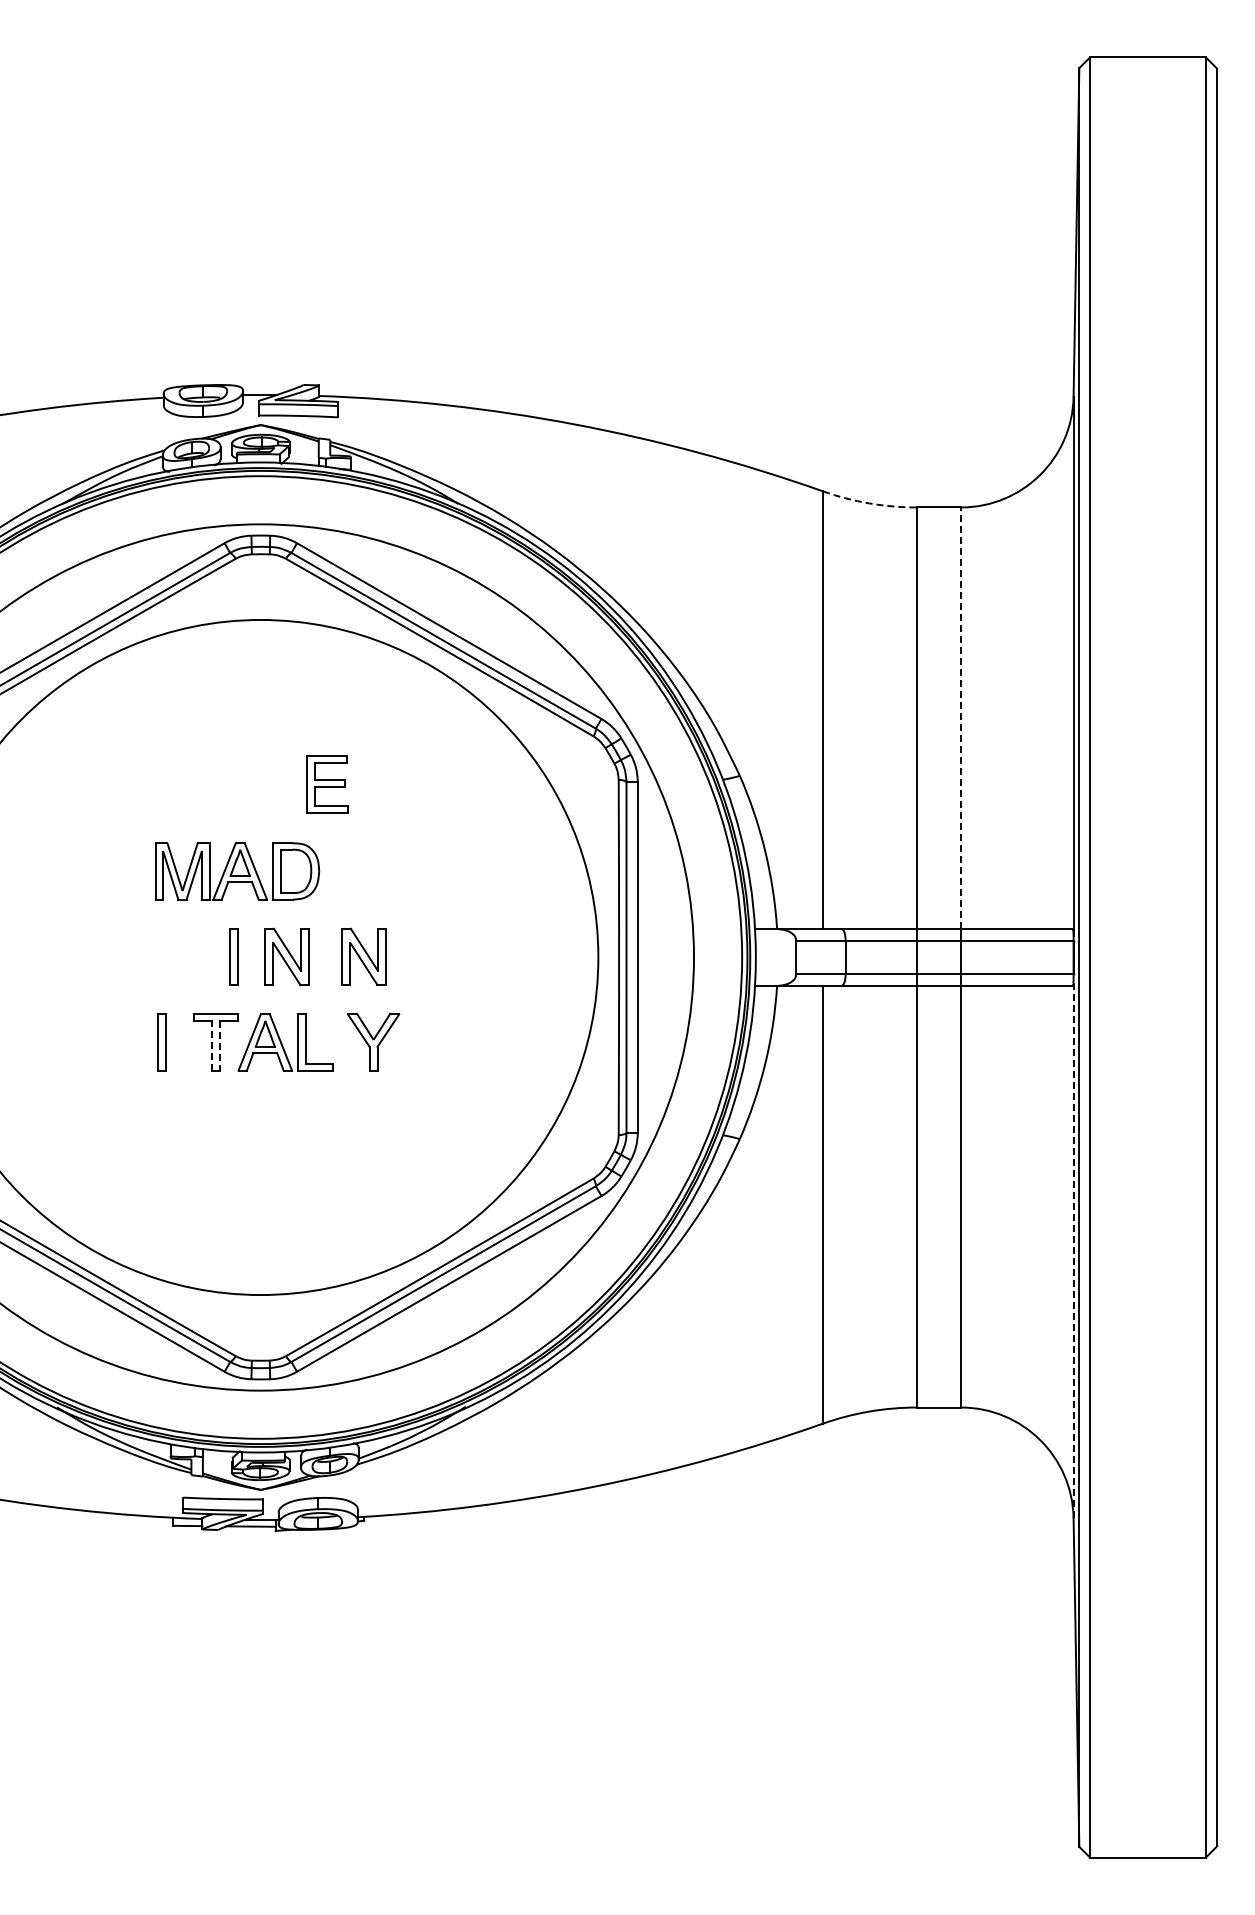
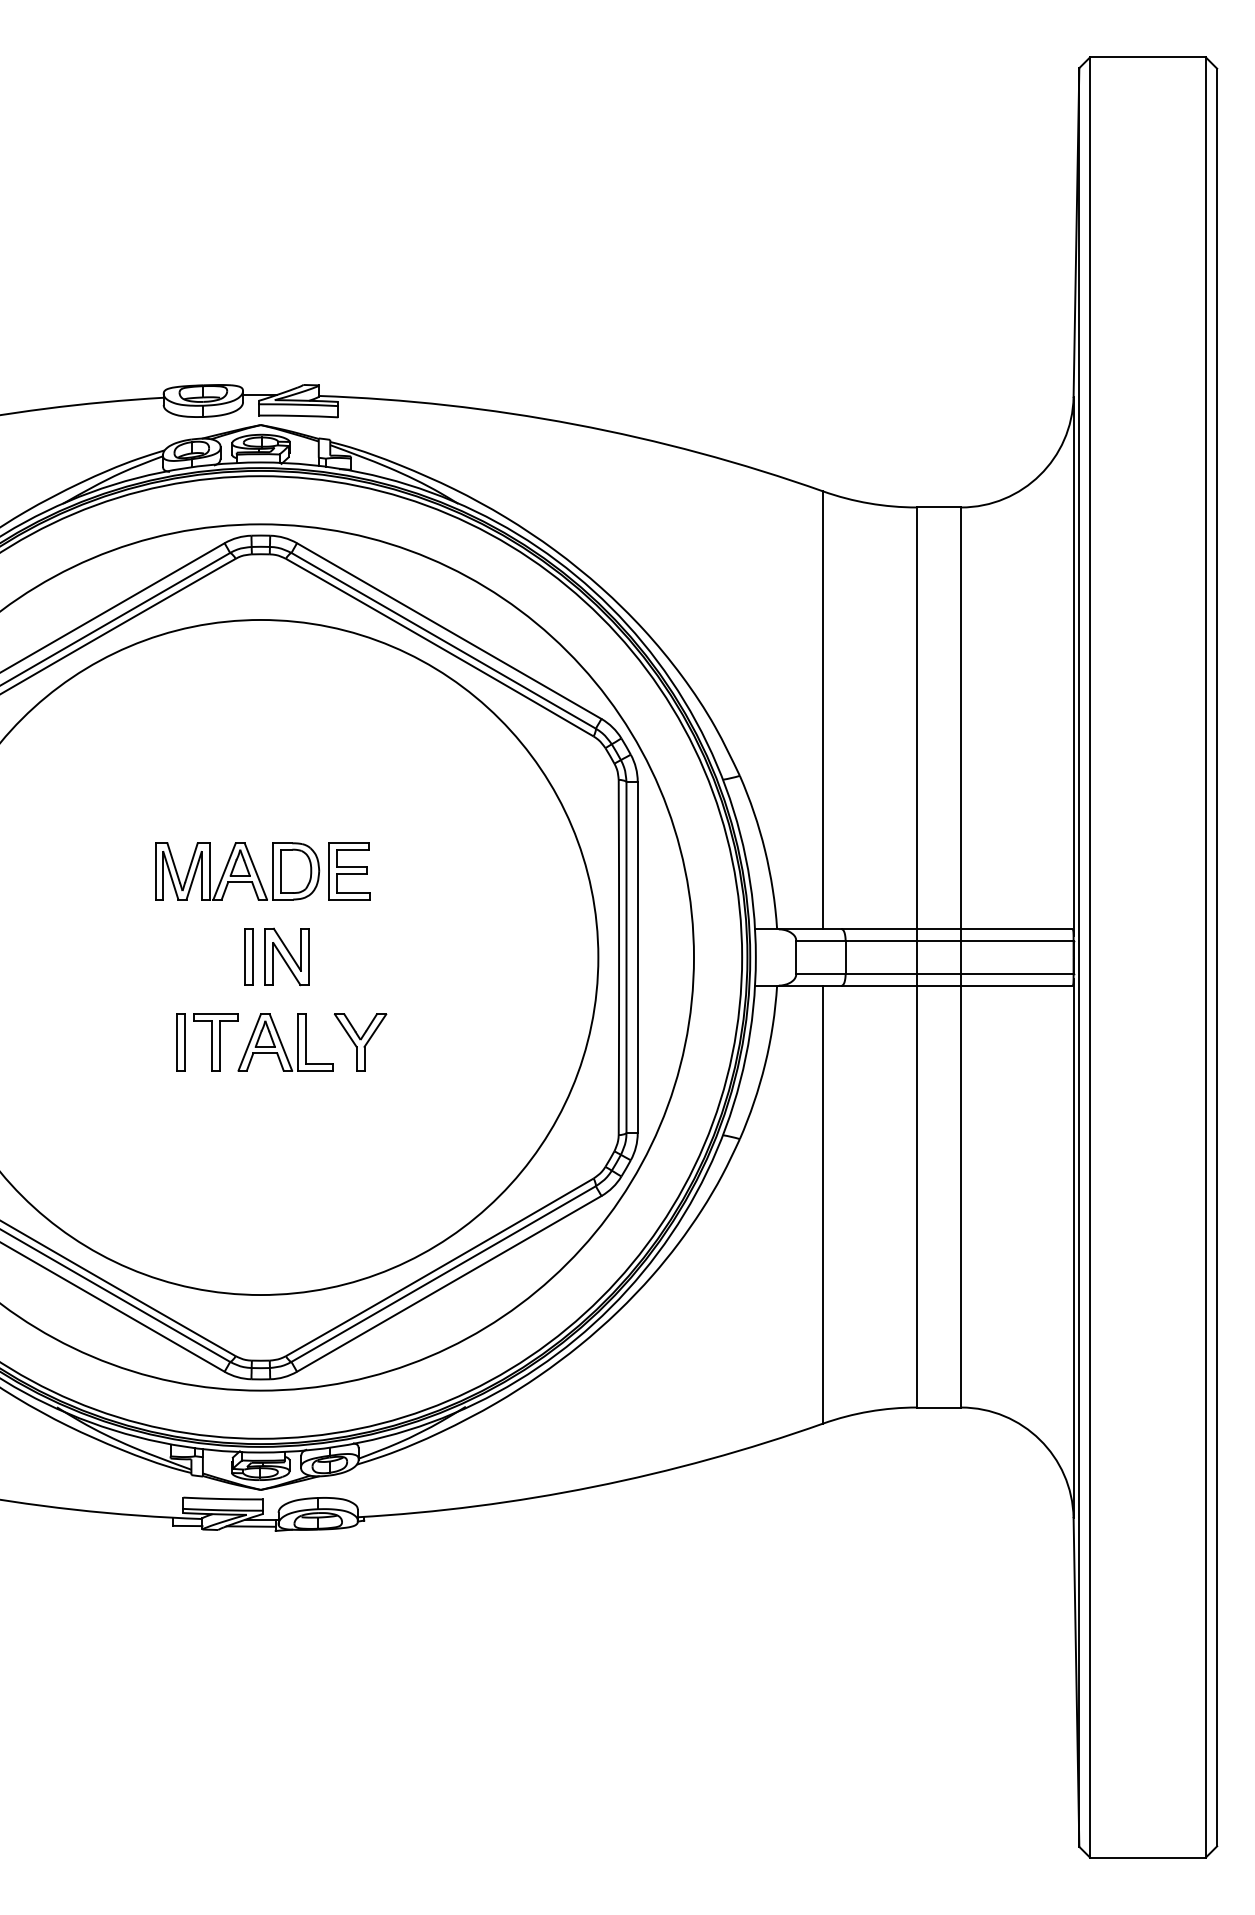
arc: dashed -> solid (869, 503)
line: dashed -> solid (961, 718)
part position: (327, 784) -> (349, 871) (349, 871)
part position: (233, 956) -> (248, 956) (248, 956)
part: present -> none (363, 956)
part position: (161, 1042) -> (180, 1042) (180, 1042)
part position: (373, 1042) -> (360, 1042) (360, 1042)
line: dashed -> solid (211, 1045)
line: dashed -> solid (219, 1045)
line: dashed -> solid (1073, 1248)
